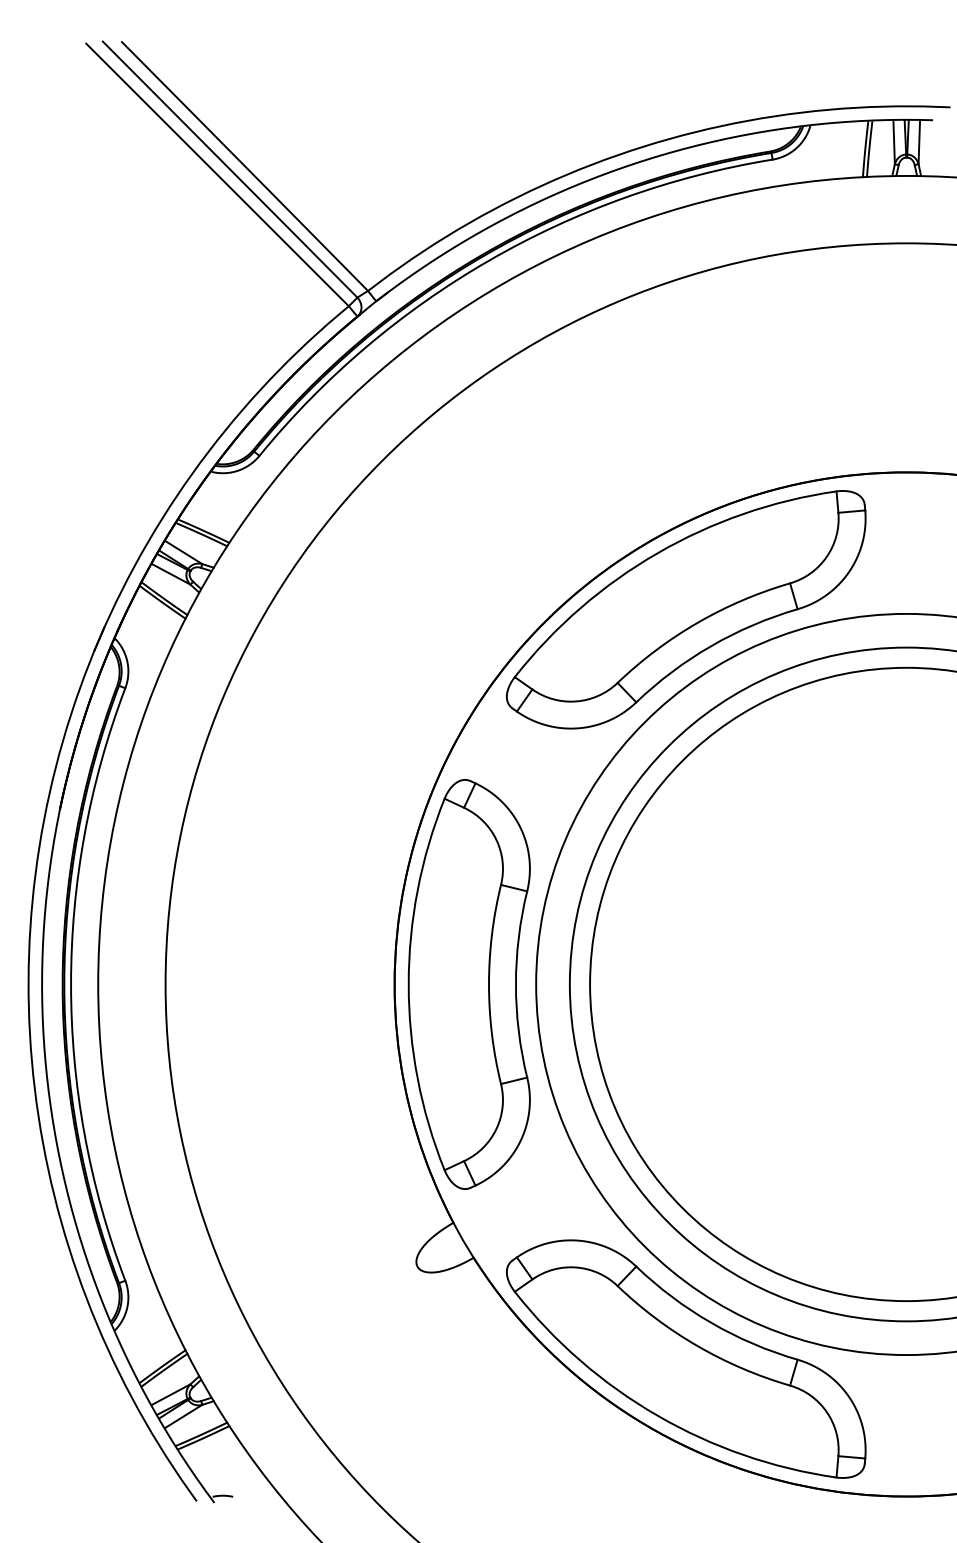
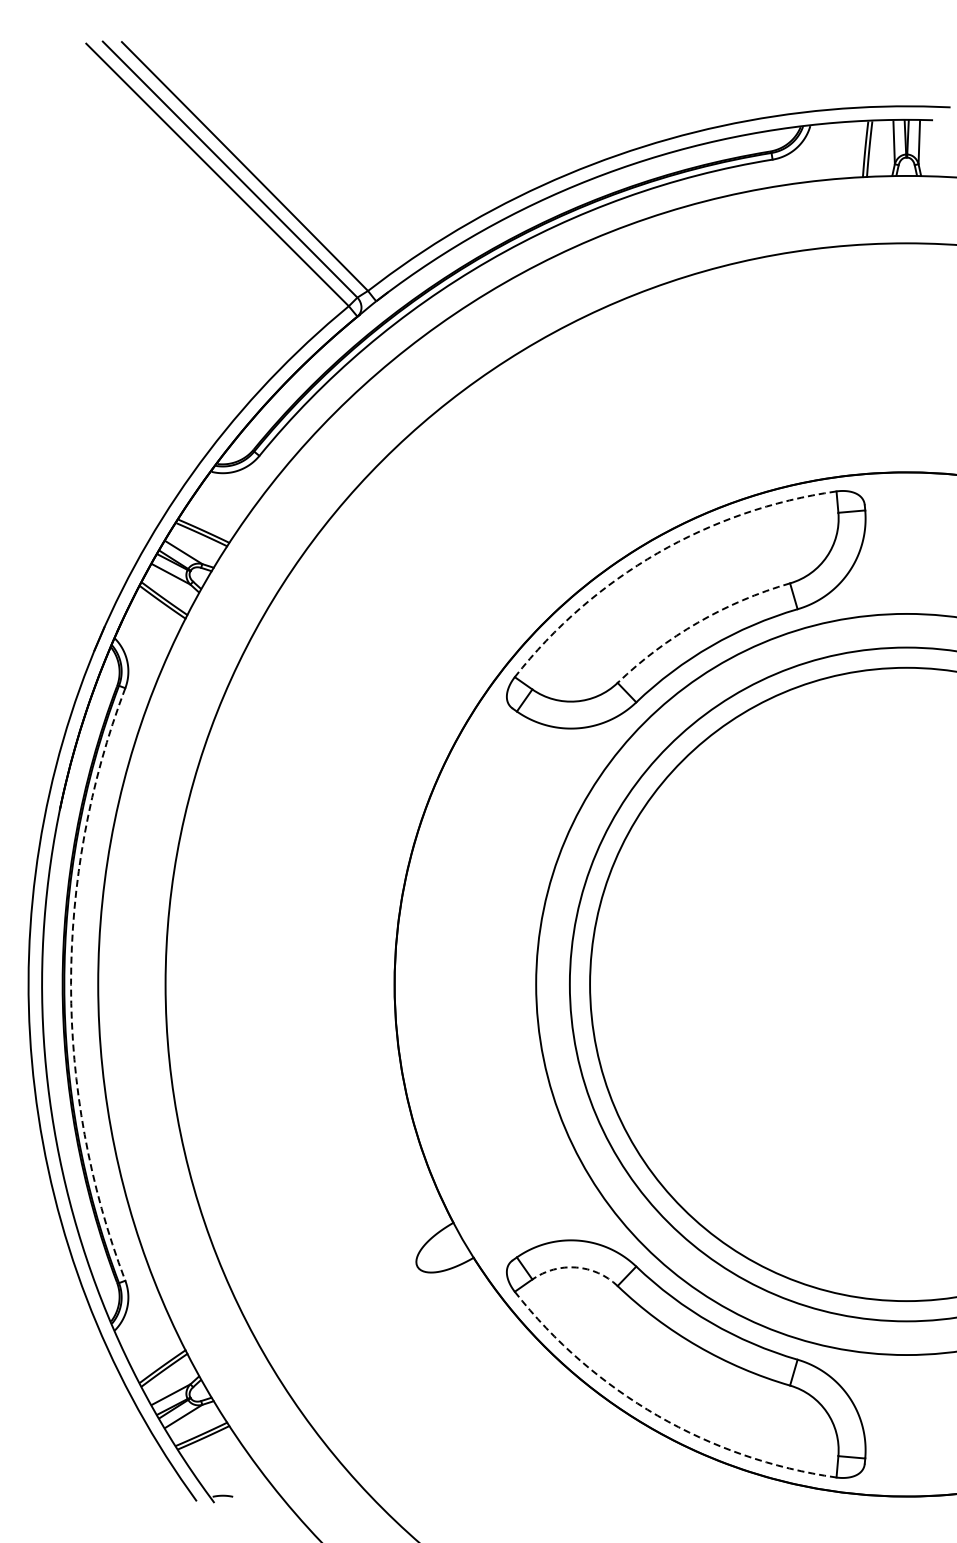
arc: solid -> dashed (657, 553)
arc: solid -> dashed (697, 622)
arc: solid -> dashed (71, 984)
part: present -> none (468, 984)
arc: solid -> dashed (576, 1267)
arc: solid -> dashed (657, 1415)
